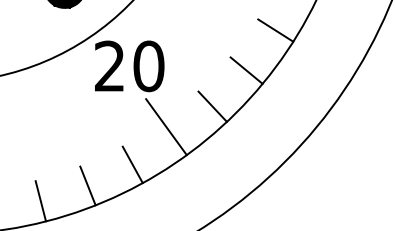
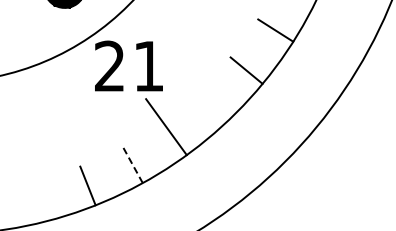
text: 20 -> 21 (148, 66)
line: present -> none (212, 106)
line: solid -> dashed (132, 164)
line: present -> none (40, 201)
